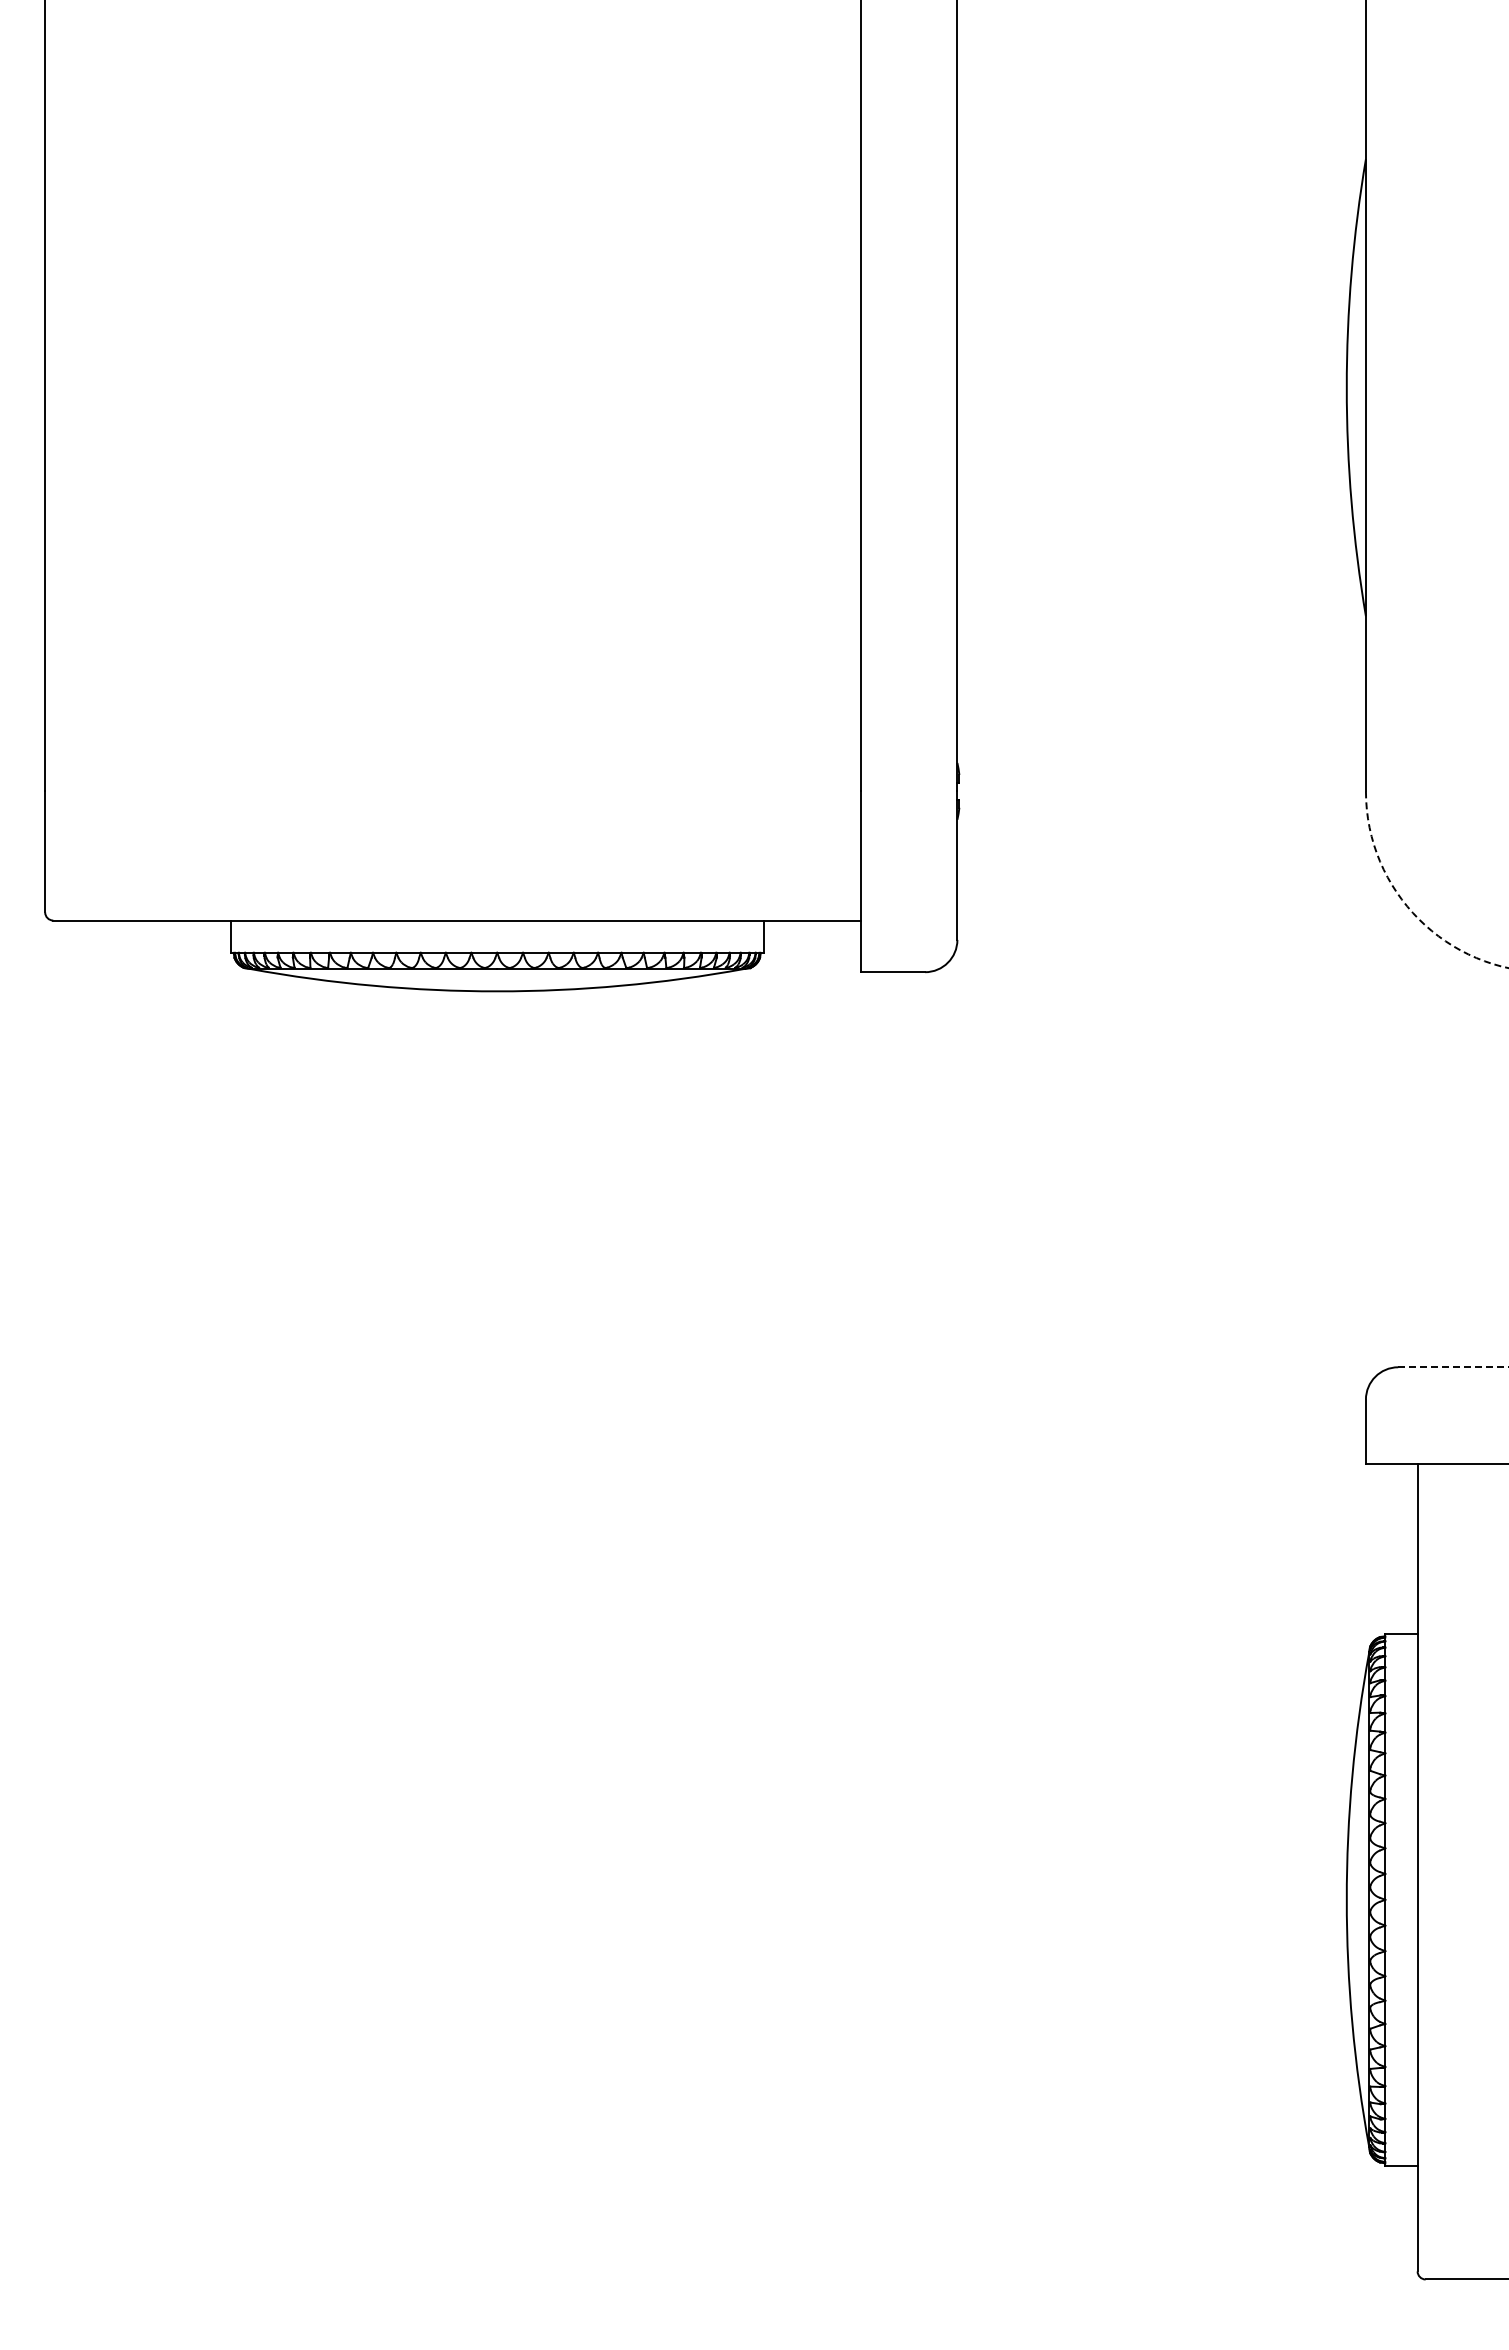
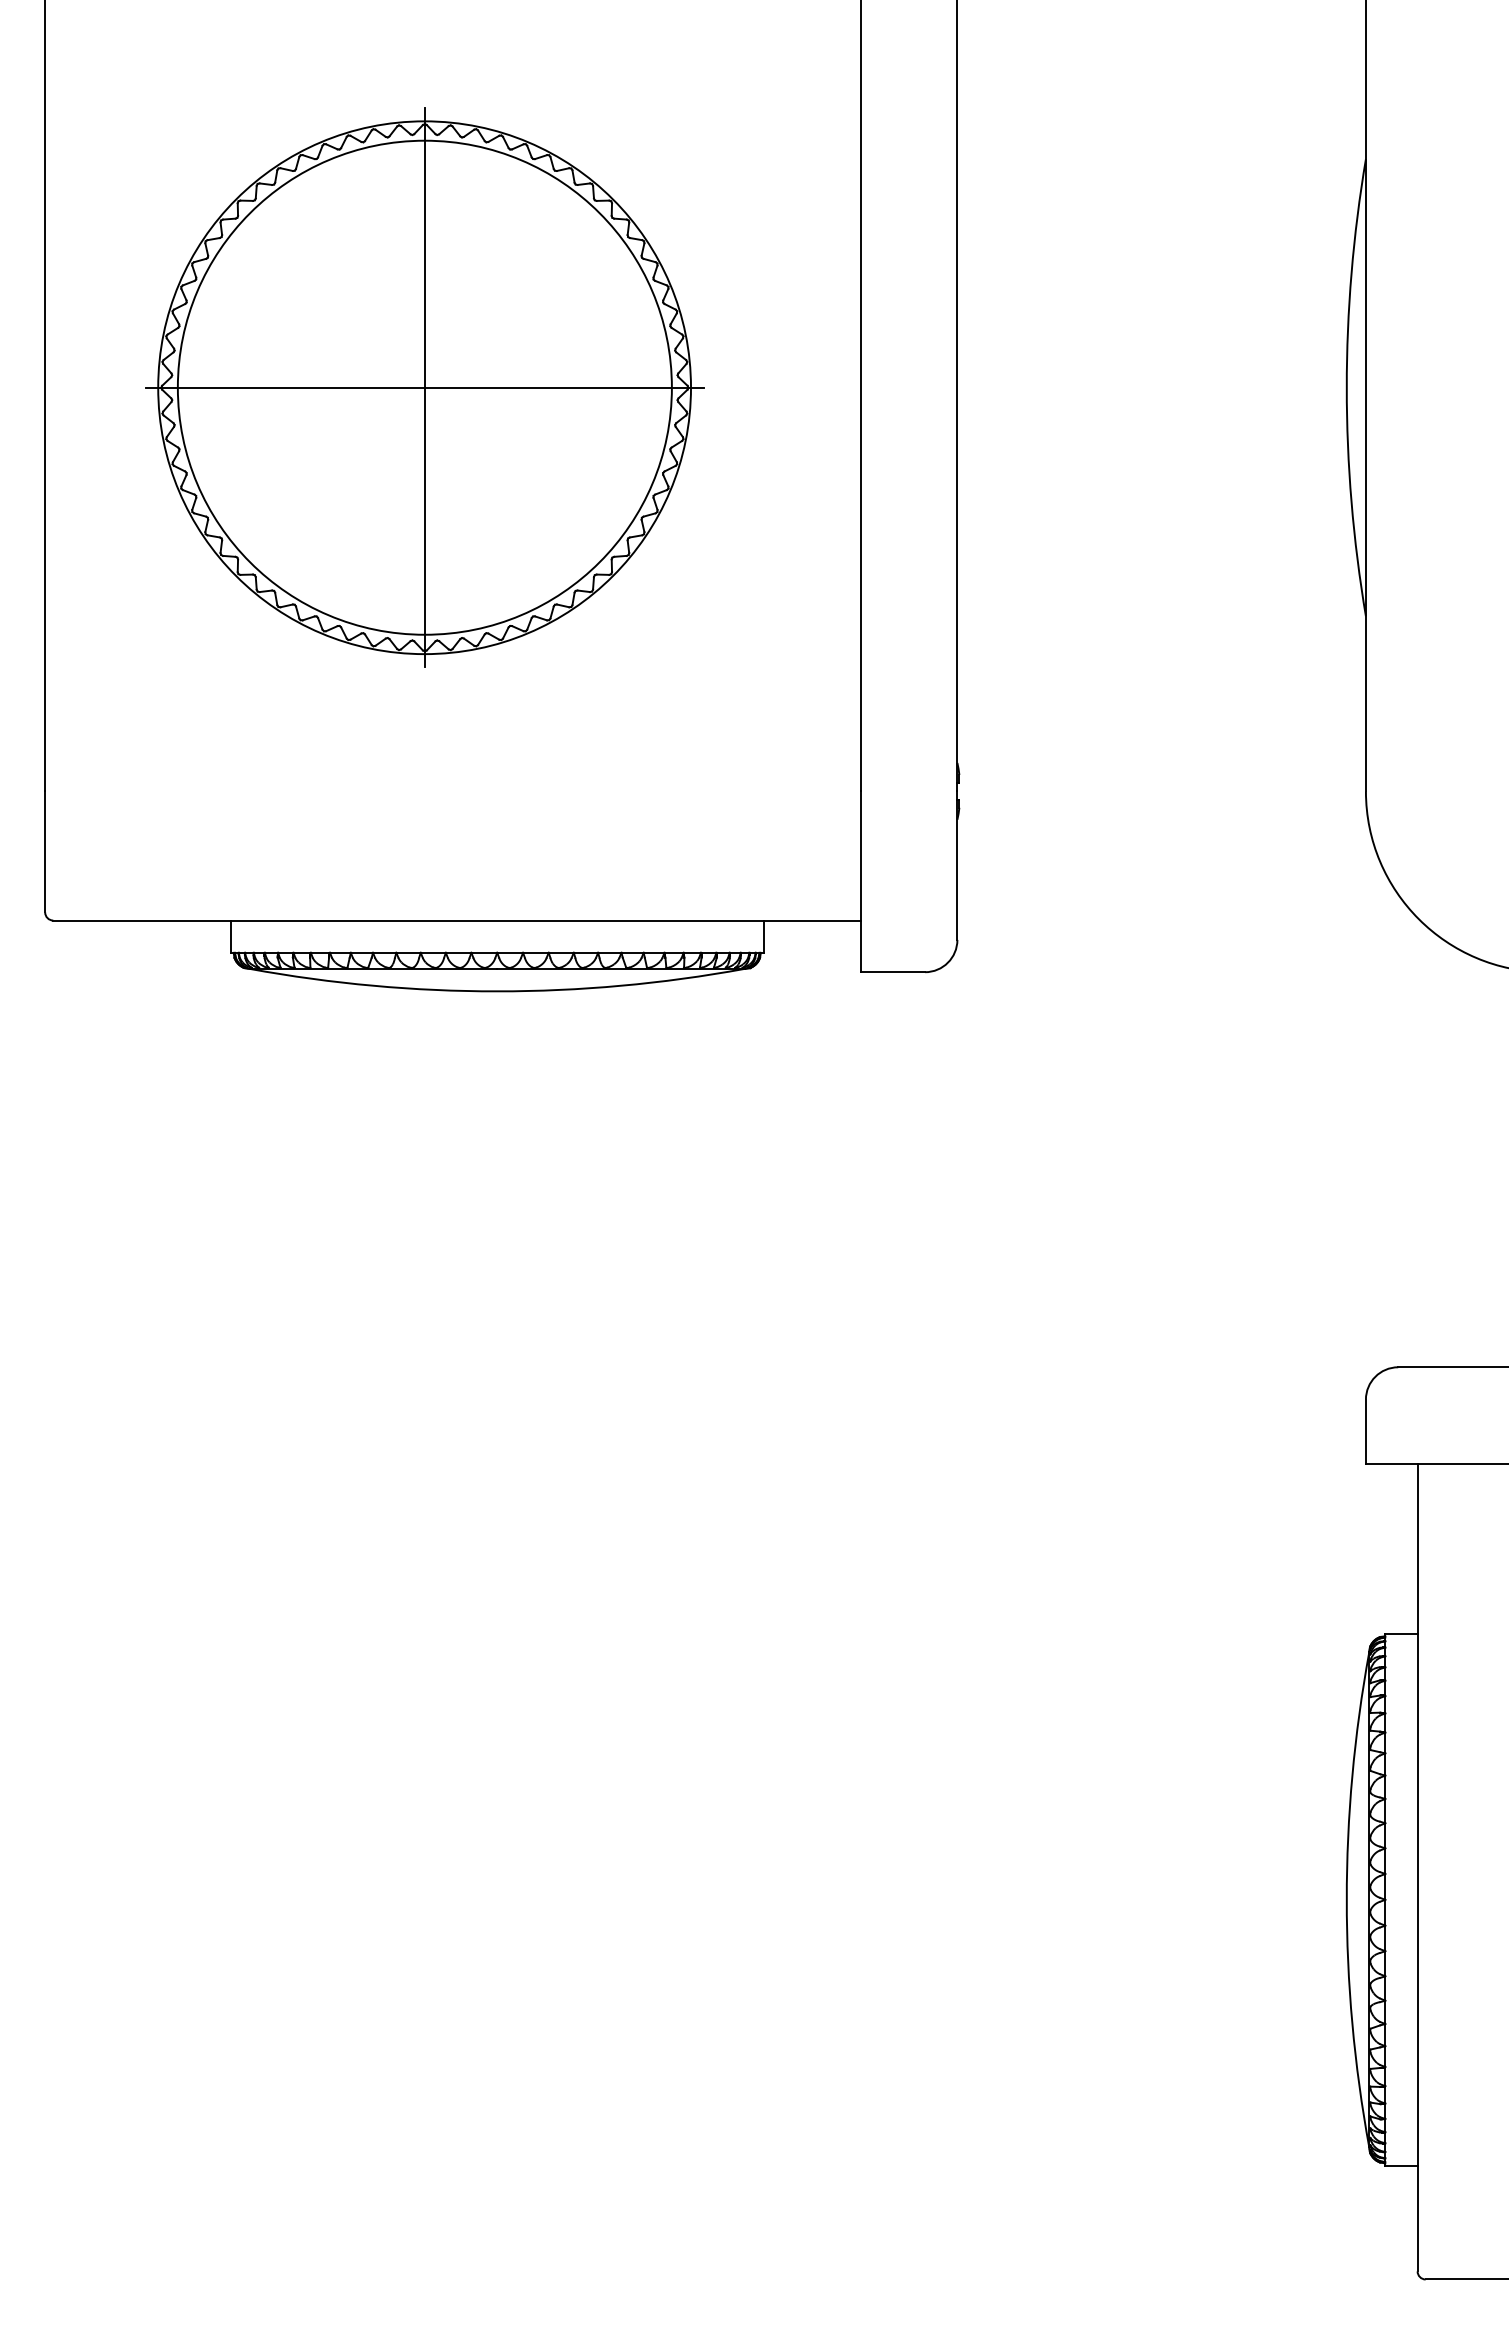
part: none -> present (424, 387)
arc: dashed -> solid (1406, 904)
line: dashed -> solid (1454, 1367)
